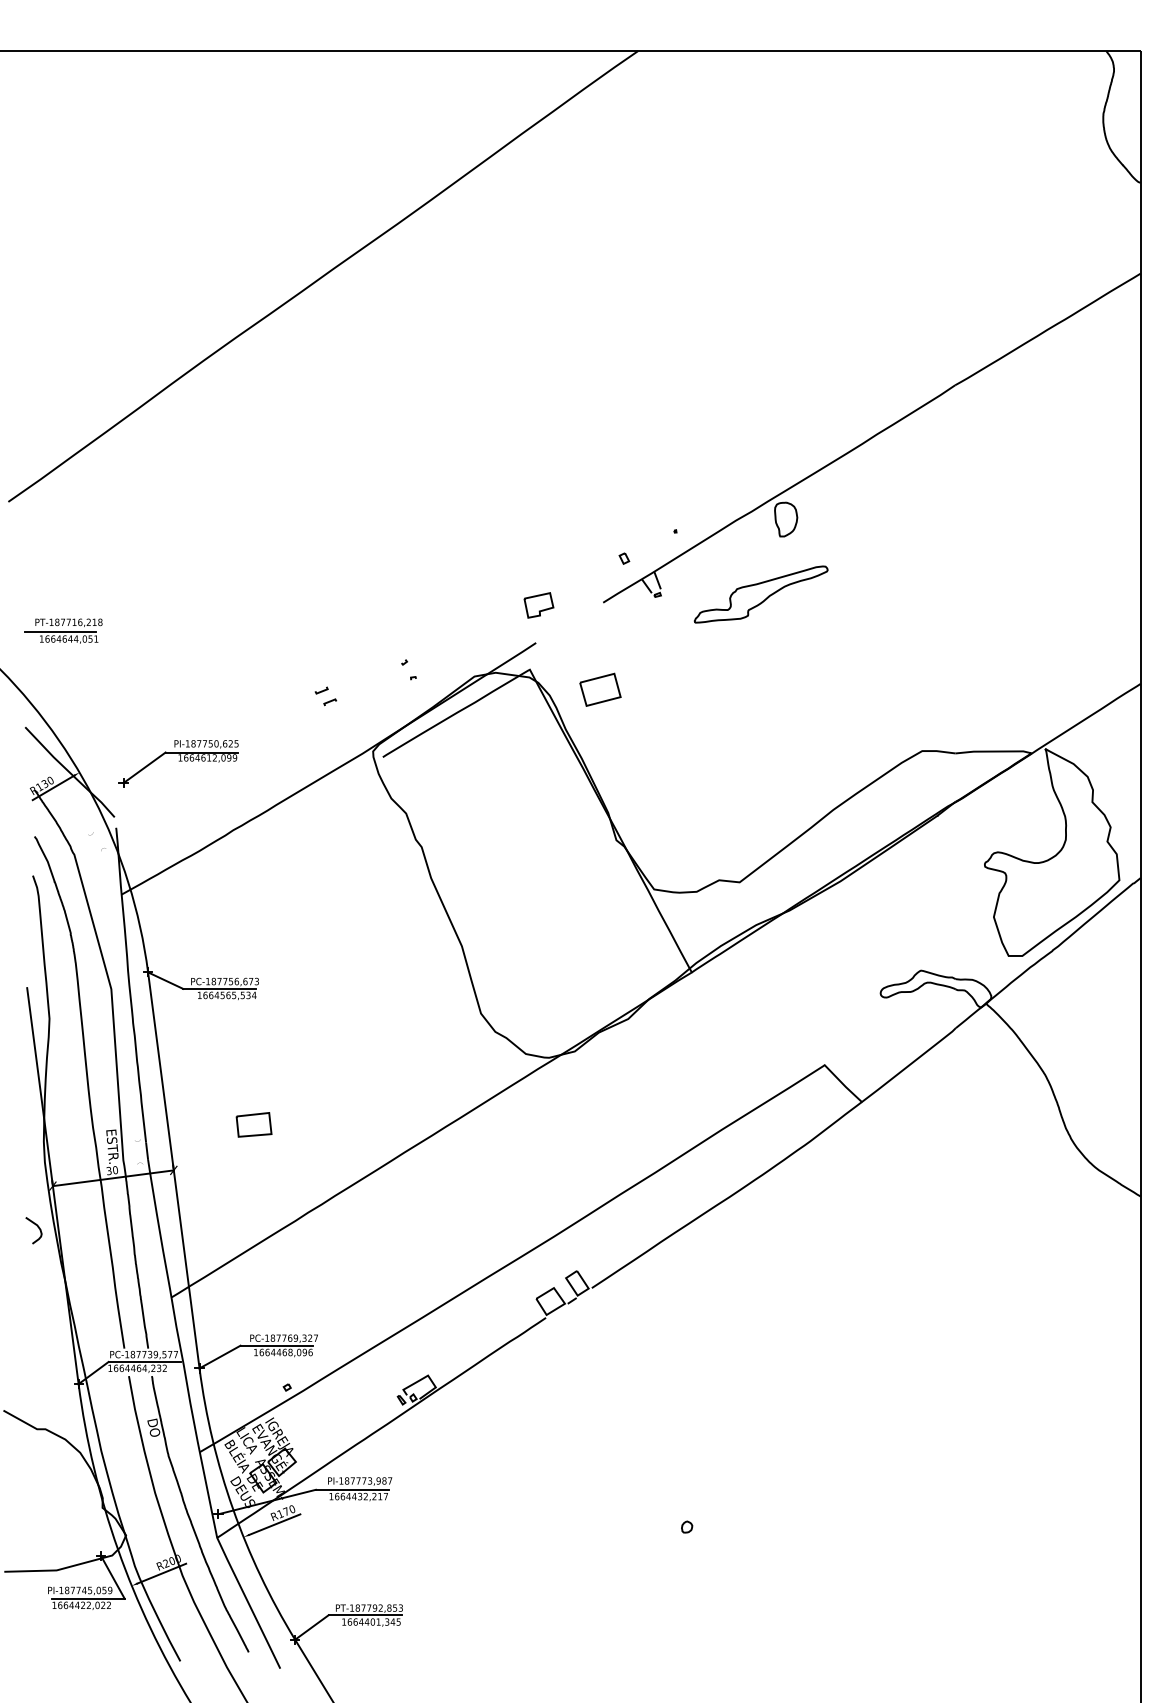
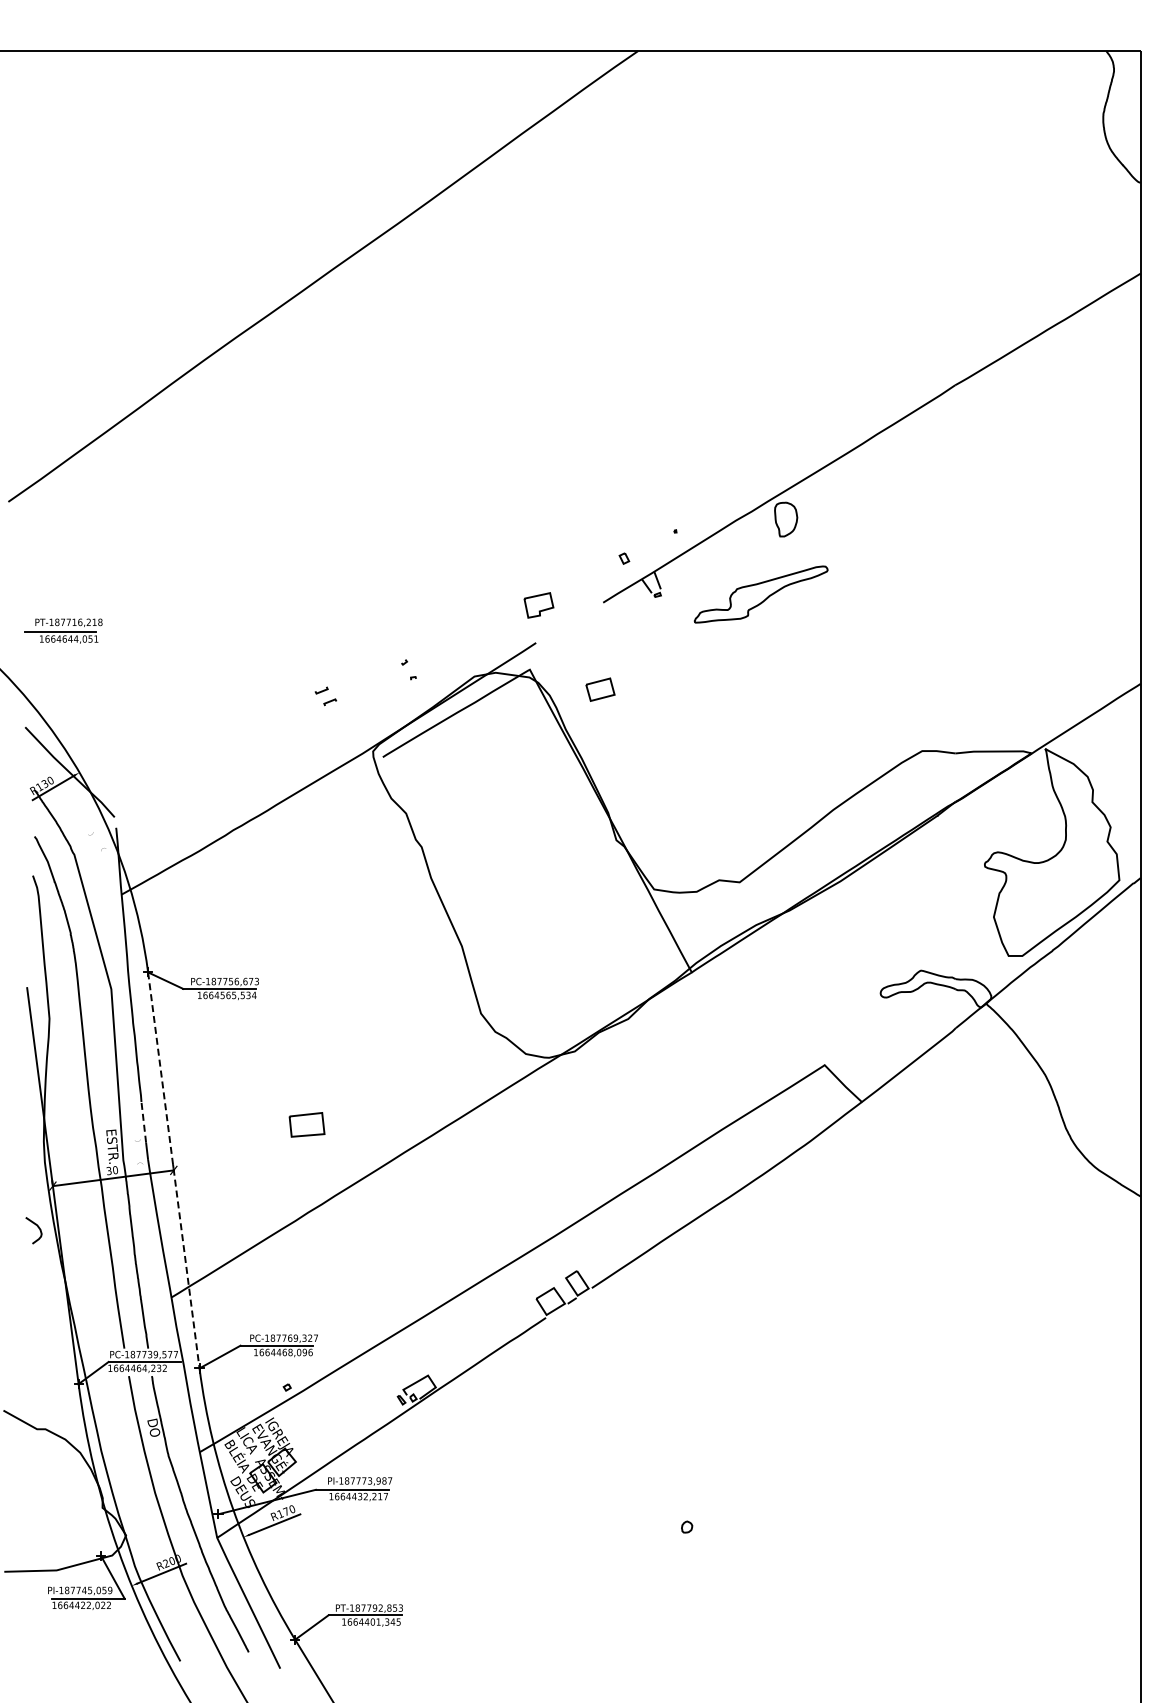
part size: 43x35 px -> 31x25 px (600, 689)
part: present -> none (178, 763)
line: solid -> dashed (143, 1121)
part position: (253, 1124) -> (306, 1124) (306, 1124)
line: solid -> dashed (173, 1170)
